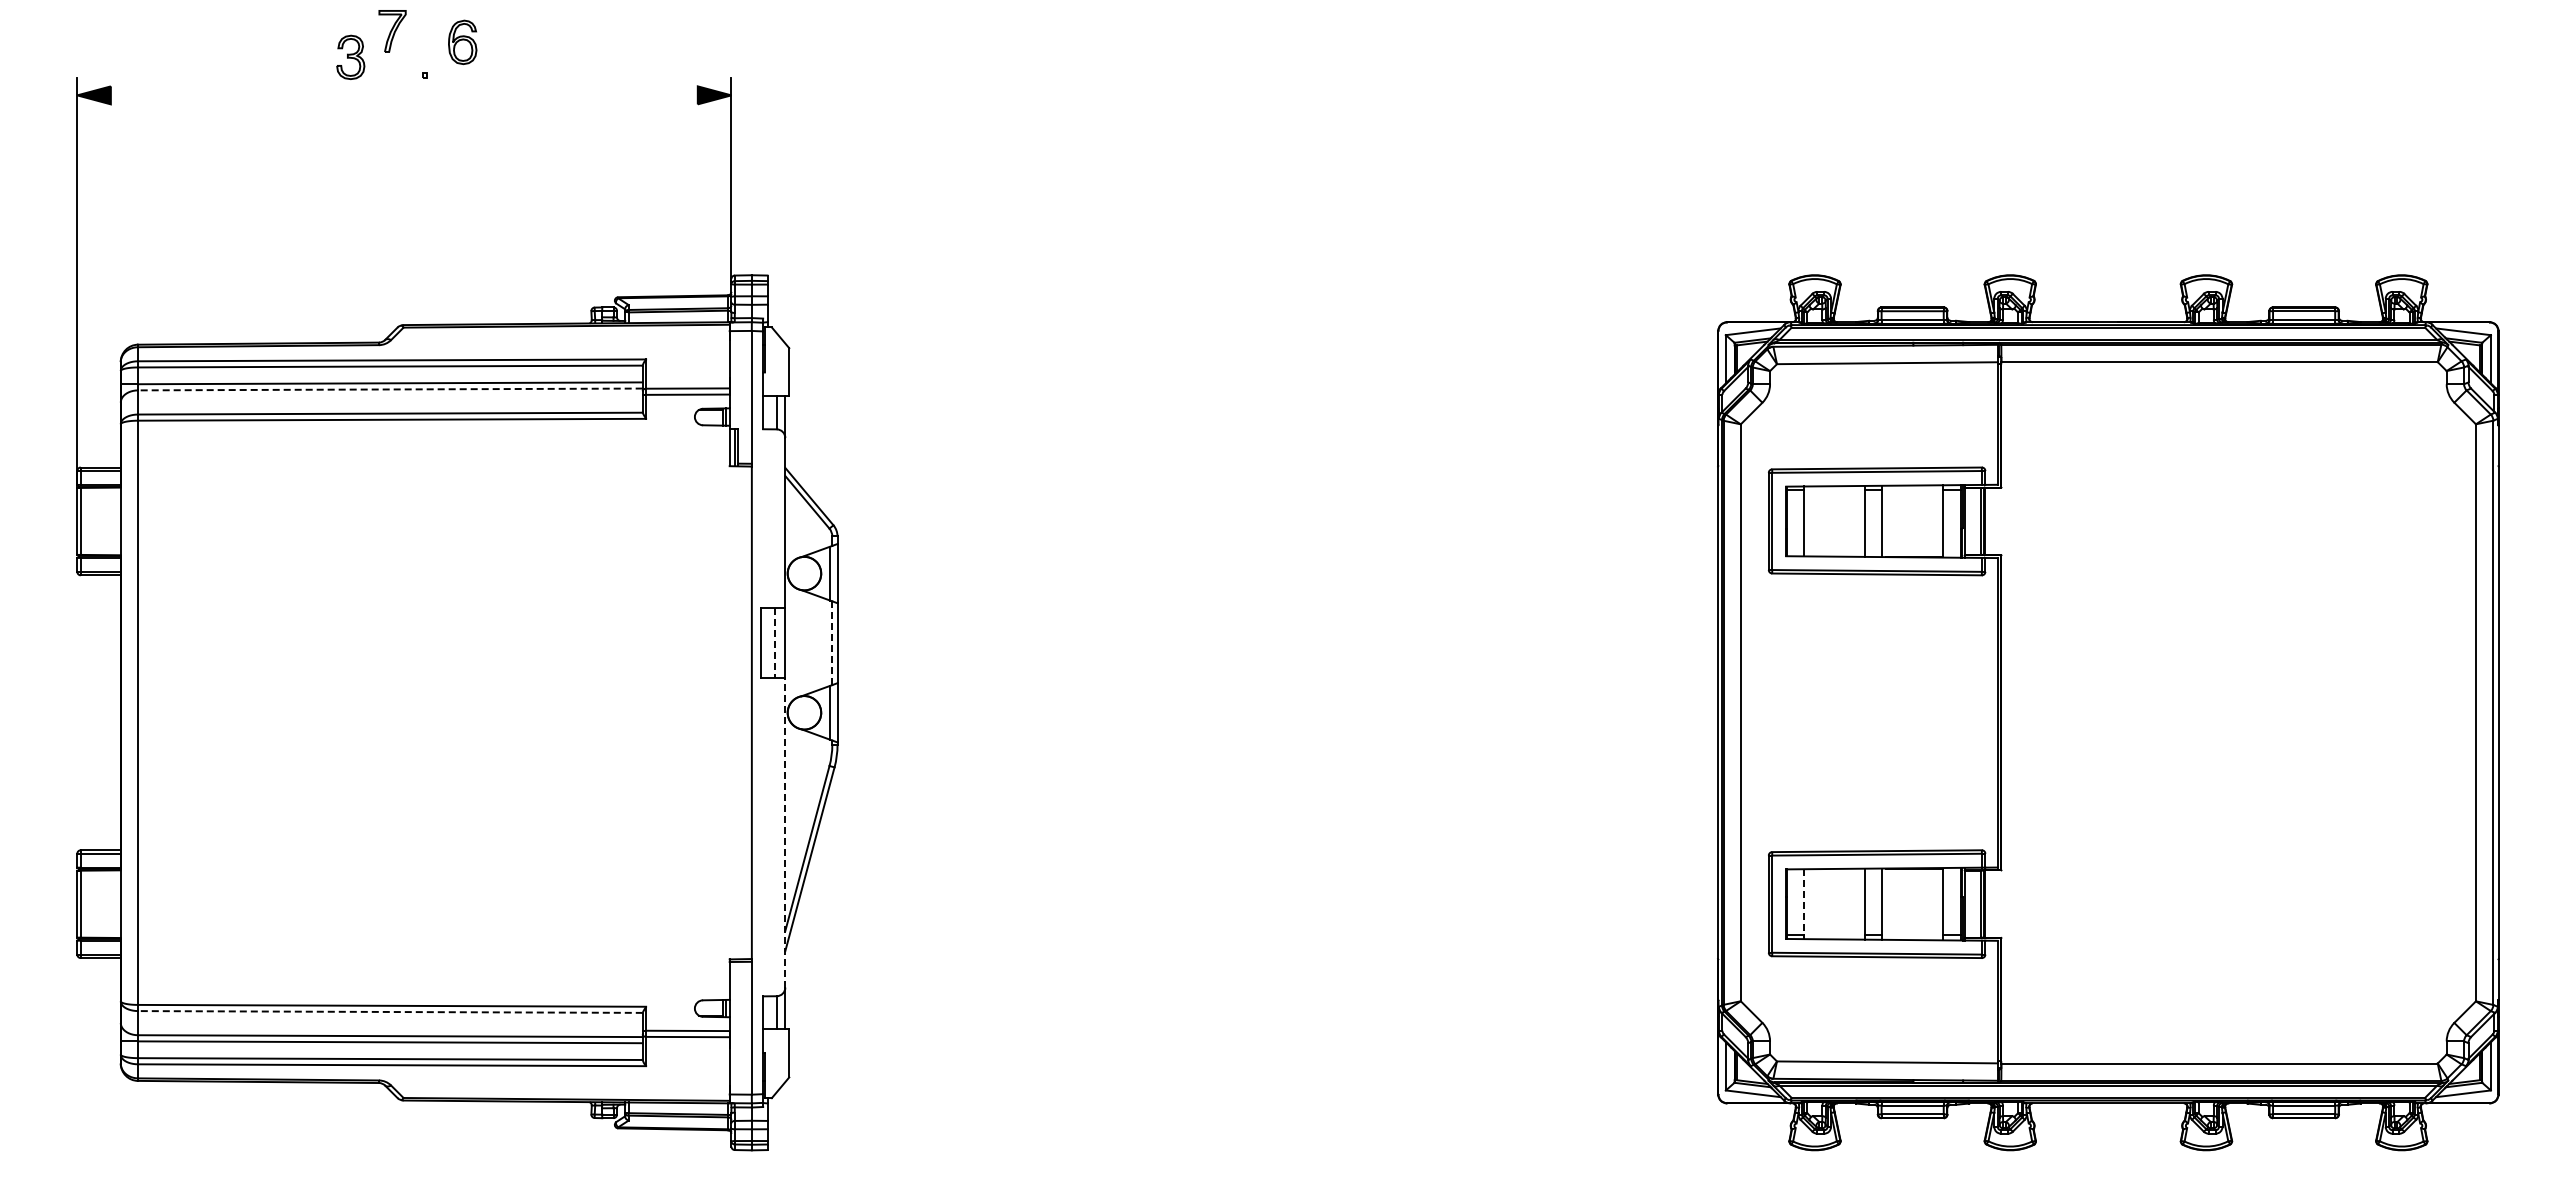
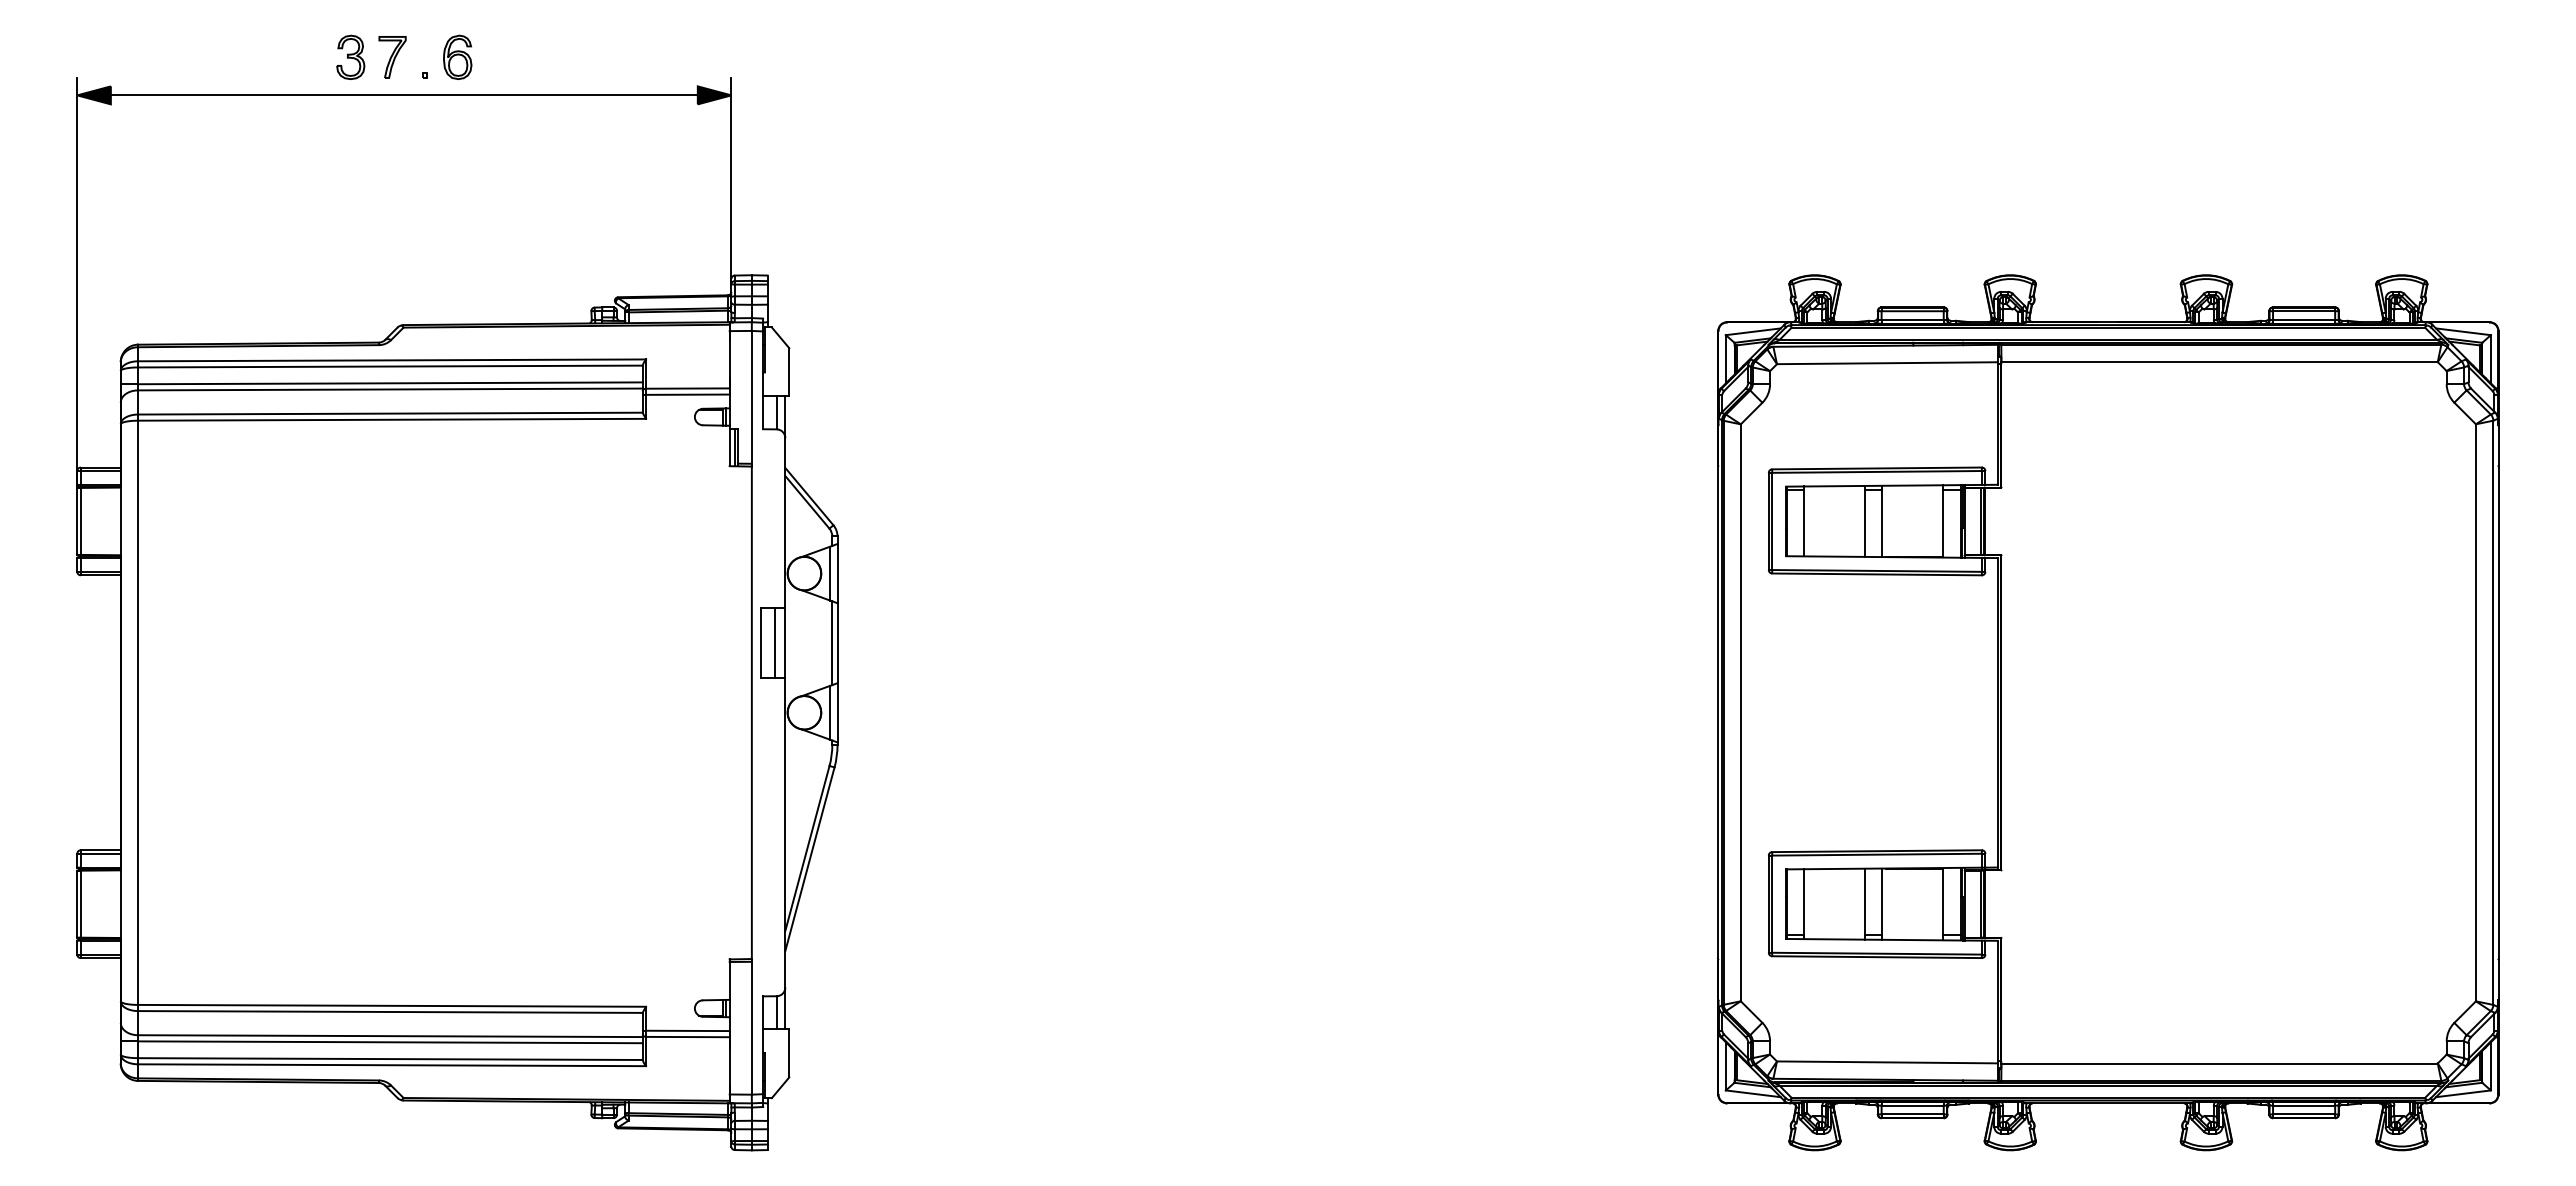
part position: (392, 31) -> (392, 57) (392, 57)
part position: (462, 42) -> (457, 57) (457, 57)
line: none -> present (403, 95)
line: dashed -> solid (389, 389)
line: dashed -> solid (775, 643)
line: dashed -> solid (832, 643)
line: dashed -> solid (785, 832)
line: dashed -> solid (1803, 902)
line: dashed -> solid (389, 1011)
